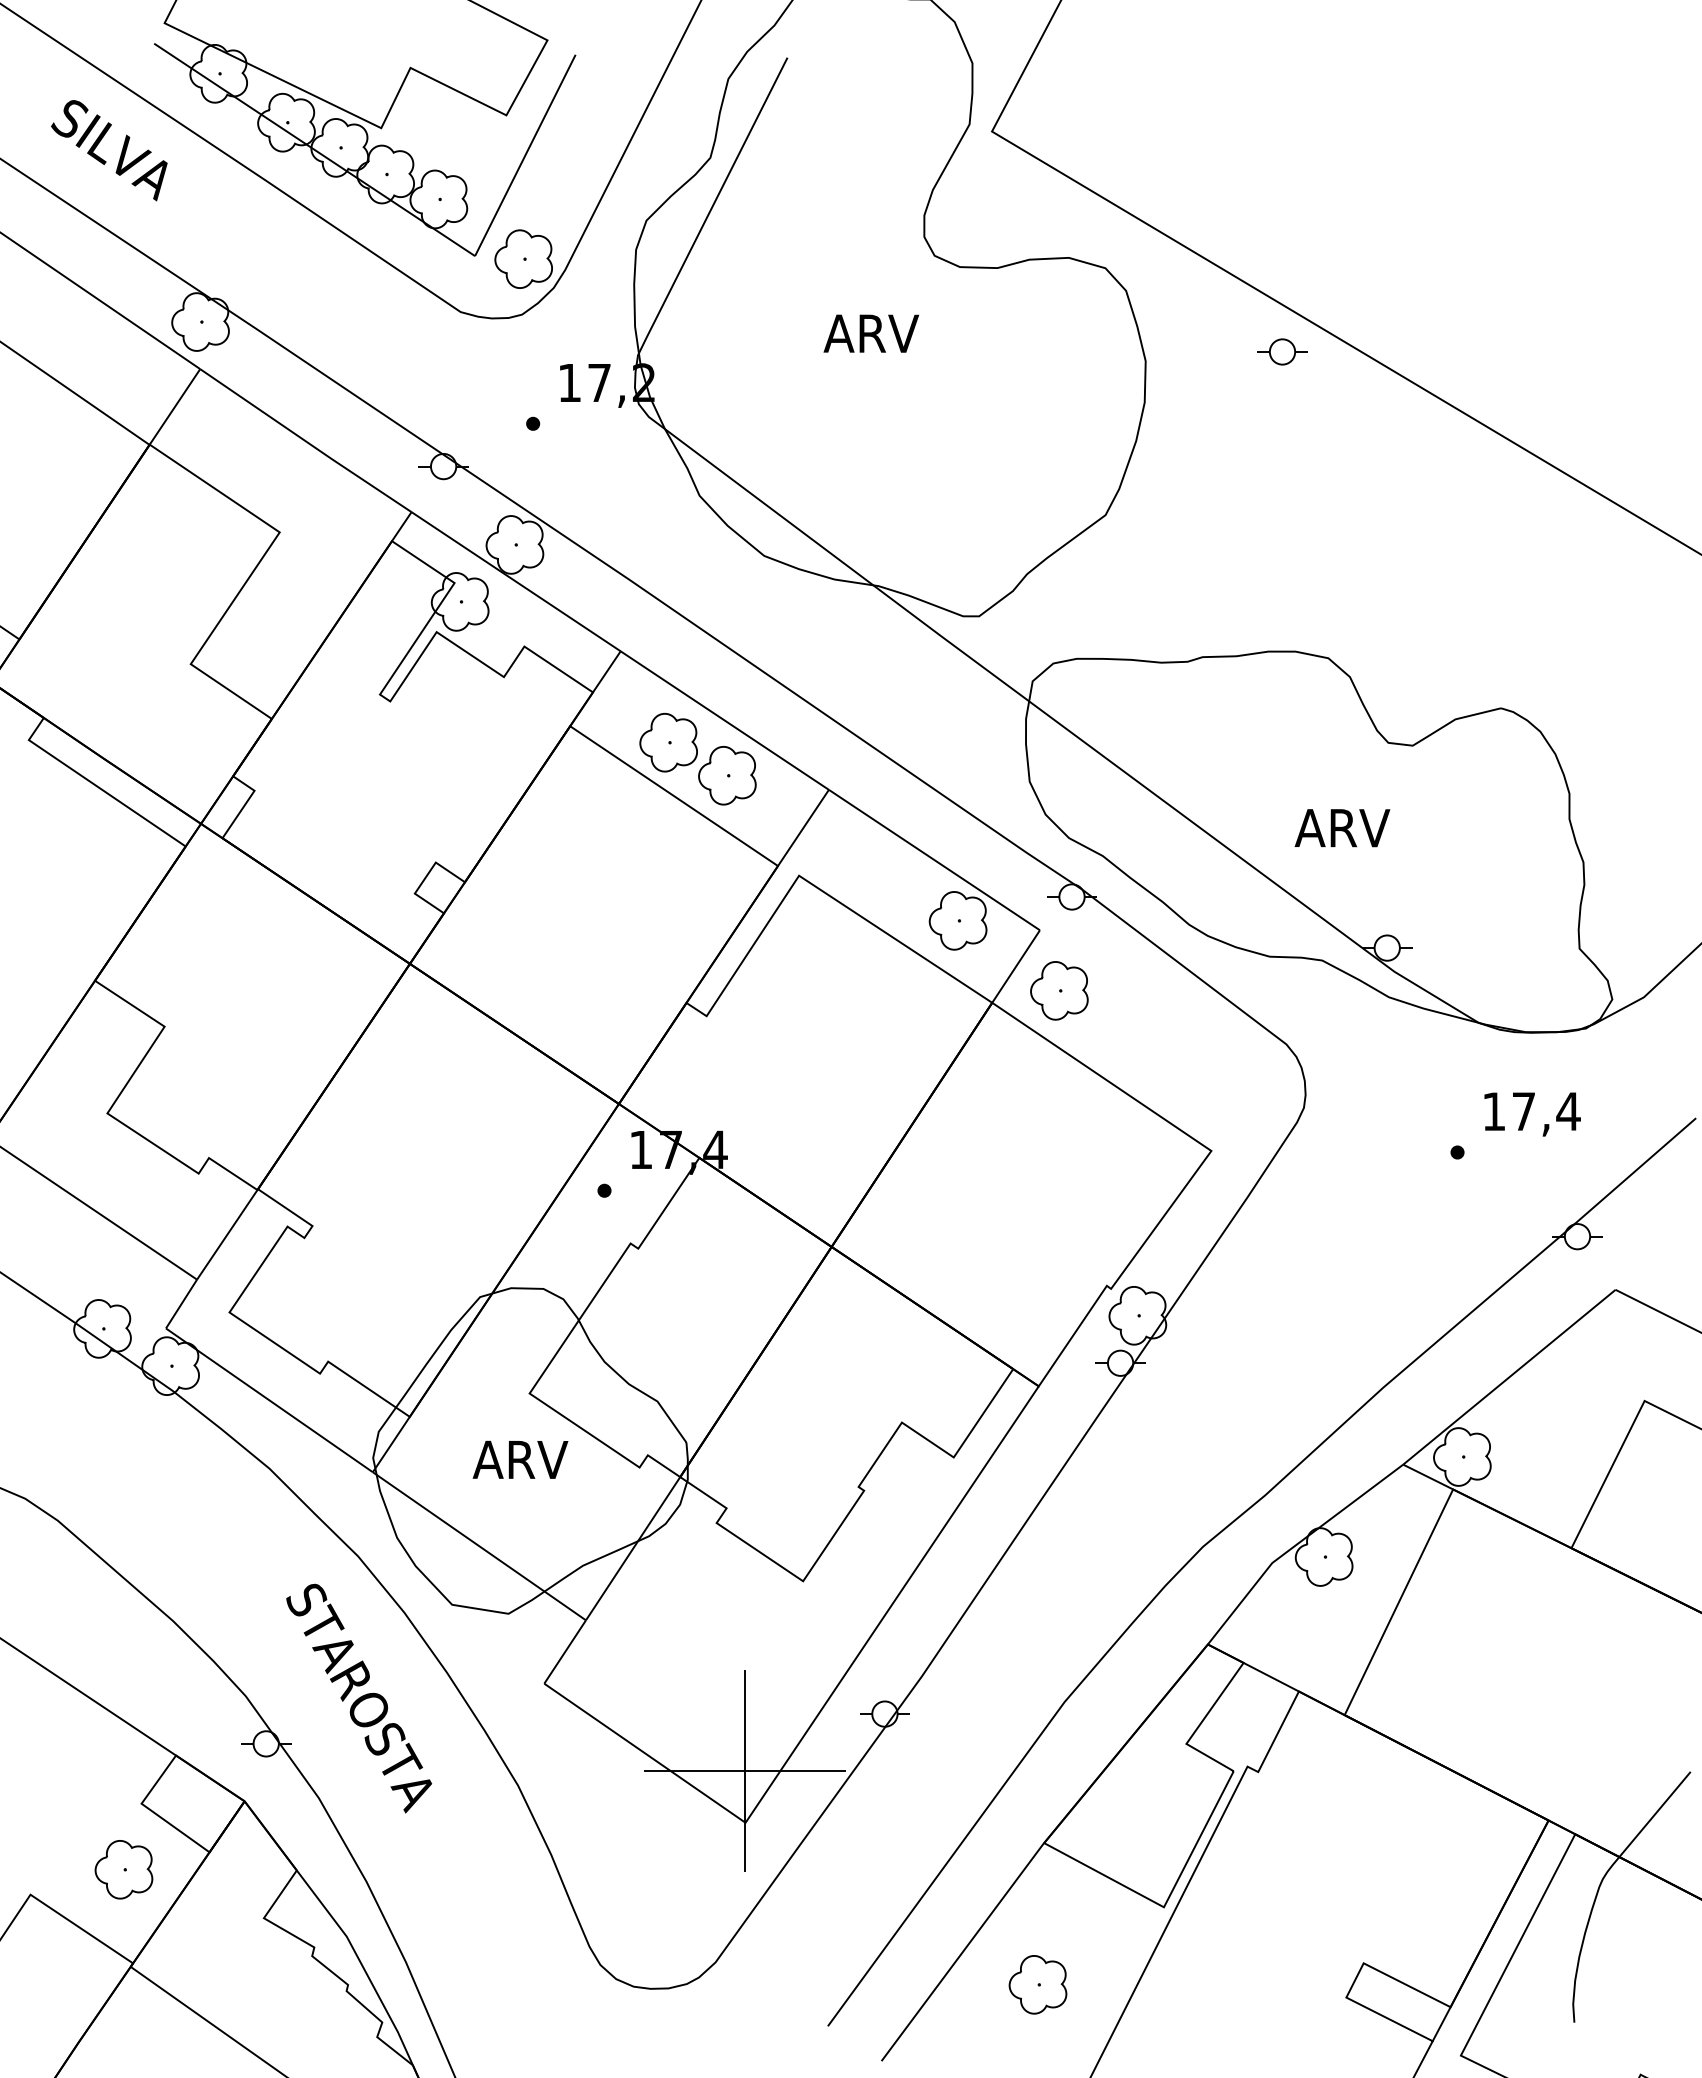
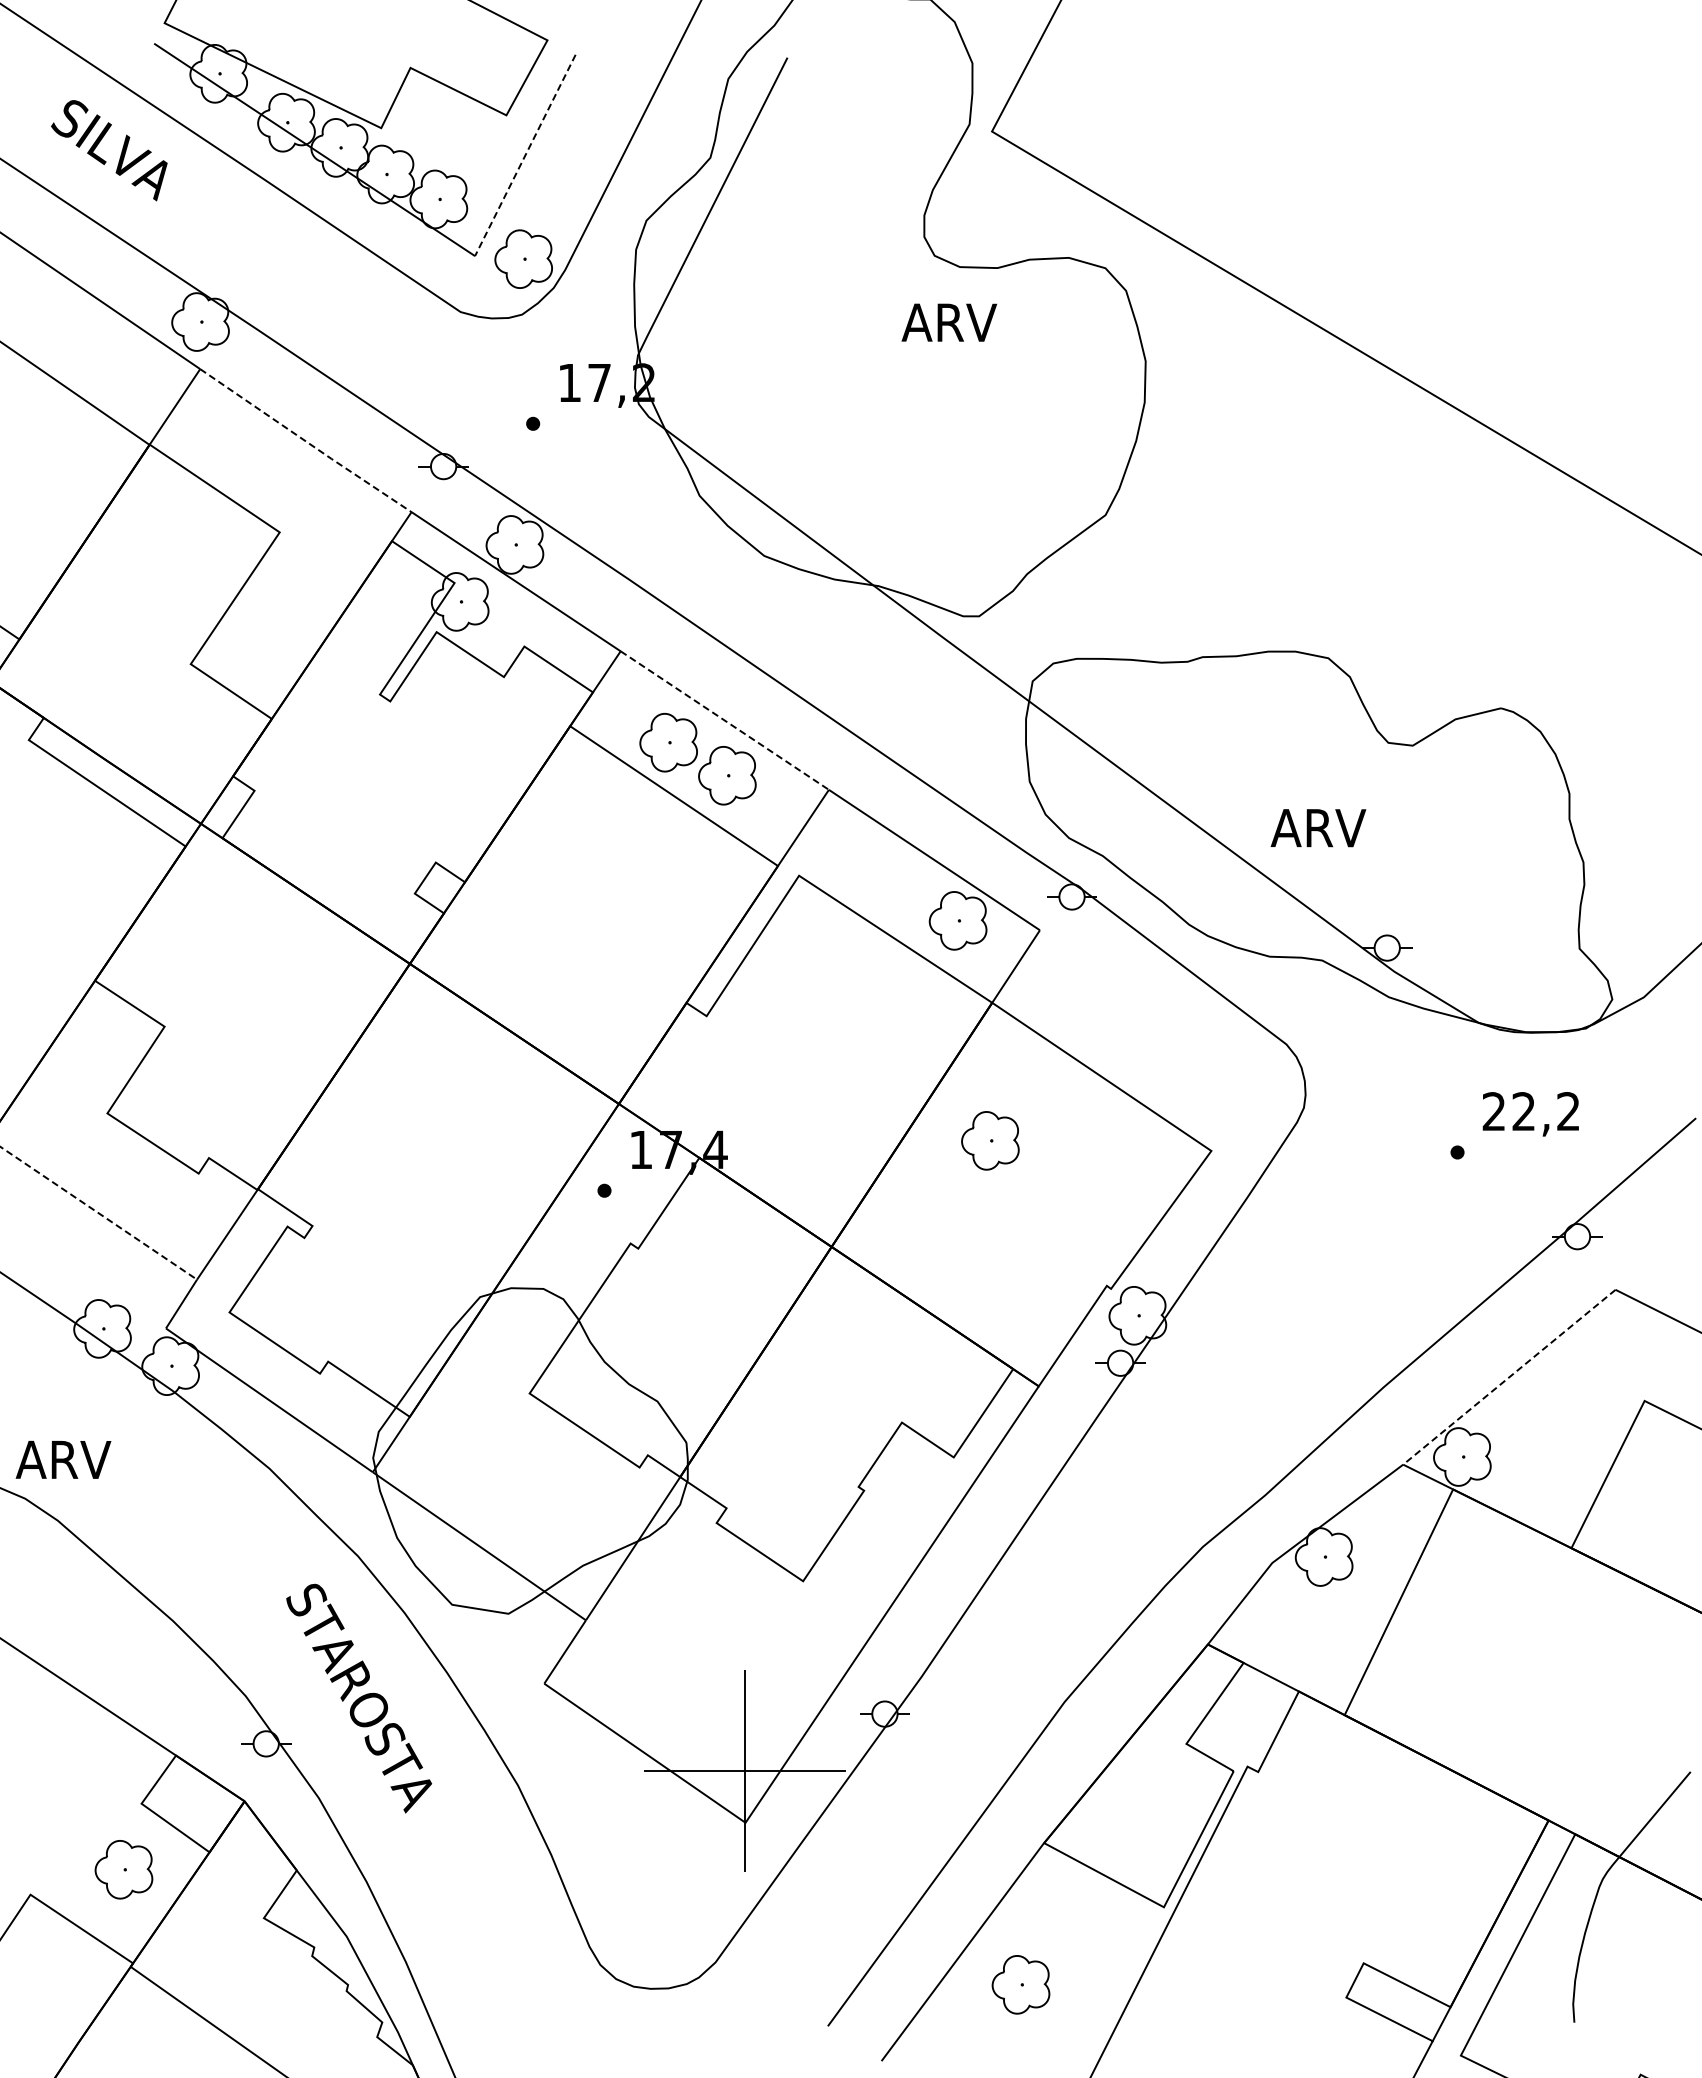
line: solid -> dashed (525, 155)
text position: (870, 333) -> (948, 322) (948, 322)
part: present -> none (1282, 351)
line: solid -> dashed (306, 441)
line: solid -> dashed (725, 720)
text position: (1342, 828) -> (1318, 828) (1318, 828)
part position: (1059, 990) -> (990, 1140) (990, 1140)
text: 17,4 -> 22,2 (1531, 1111)
line: solid -> dashed (99, 1213)
line: solid -> dashed (1509, 1377)
text position: (520, 1459) -> (63, 1459) (63, 1459)
part position: (1037, 1984) -> (1020, 1984) (1020, 1984)
